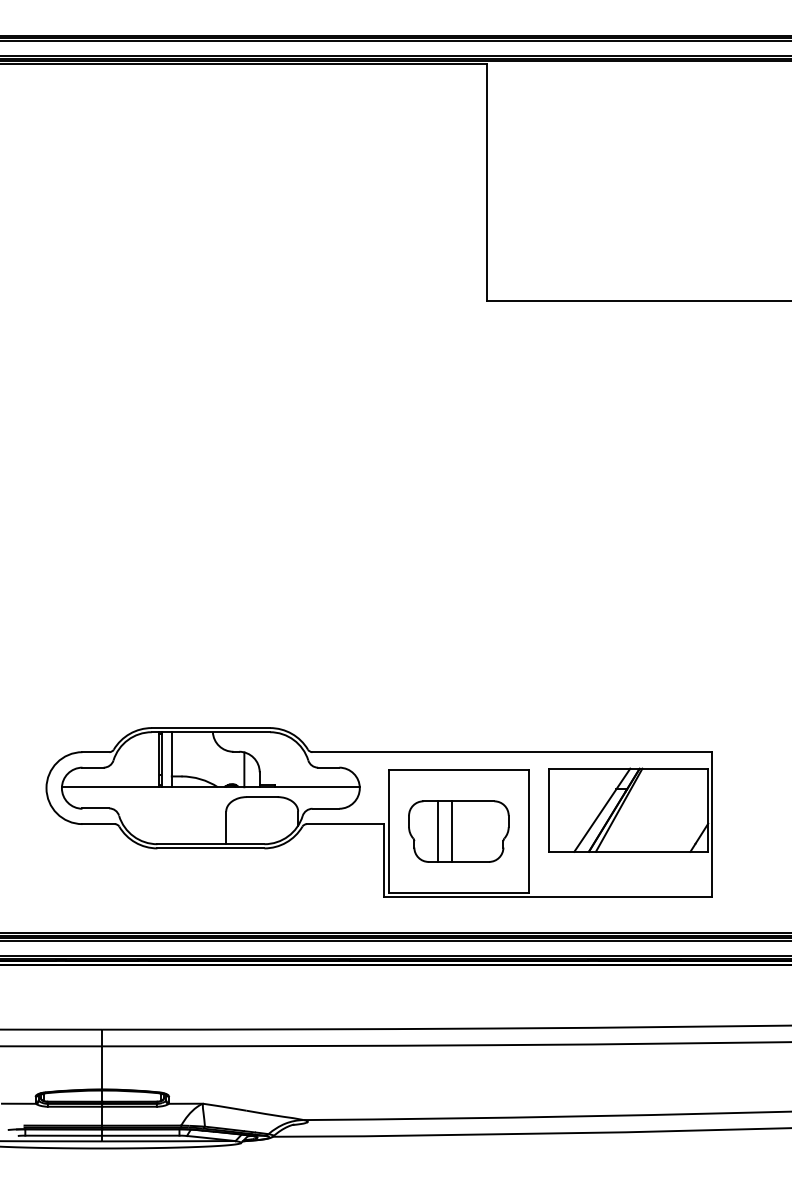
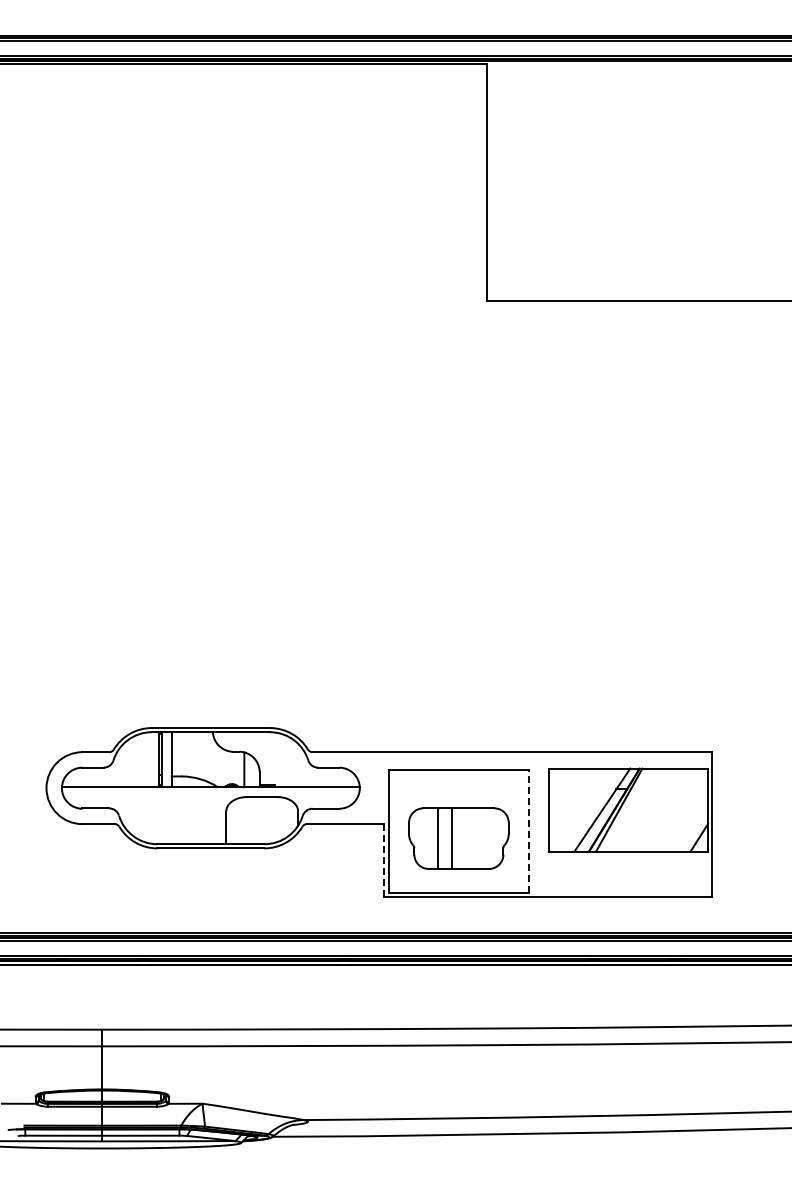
part position: (458, 831) -> (458, 838) (458, 838)
line: solid -> dashed (529, 831)
line: solid -> dashed (384, 861)
